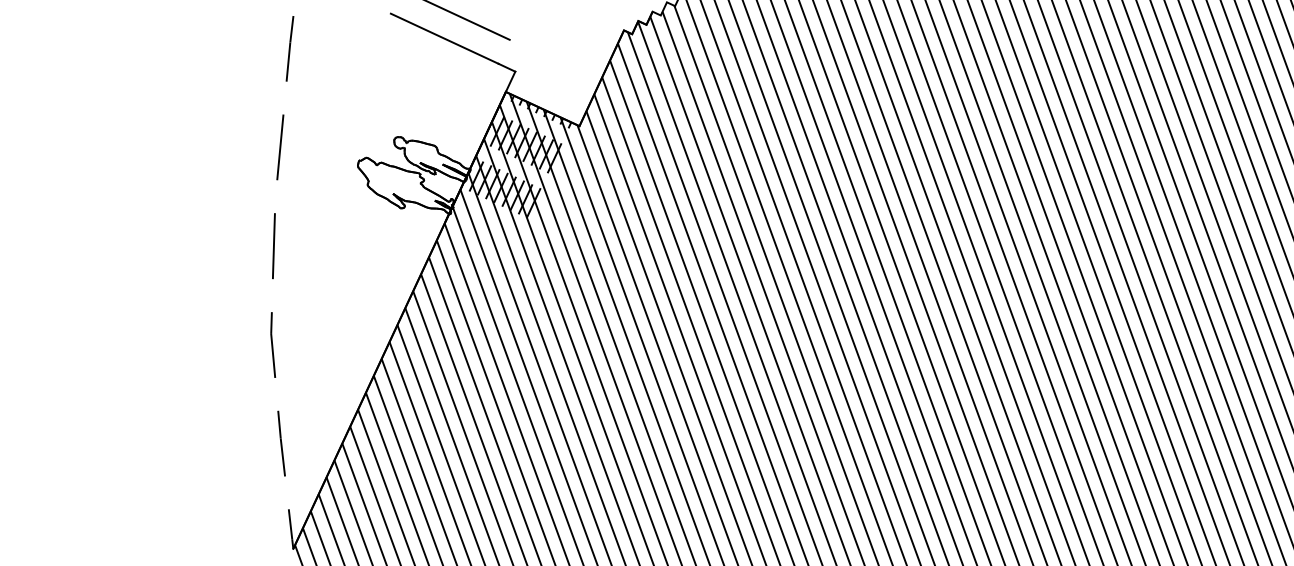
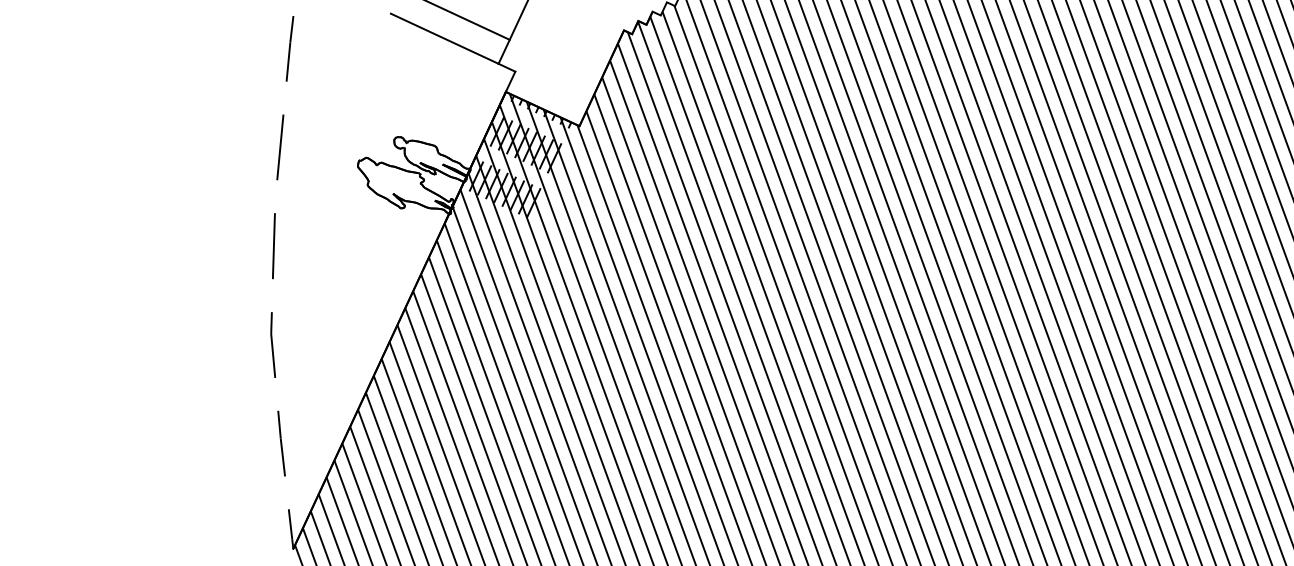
line: none -> present (512, 32)
